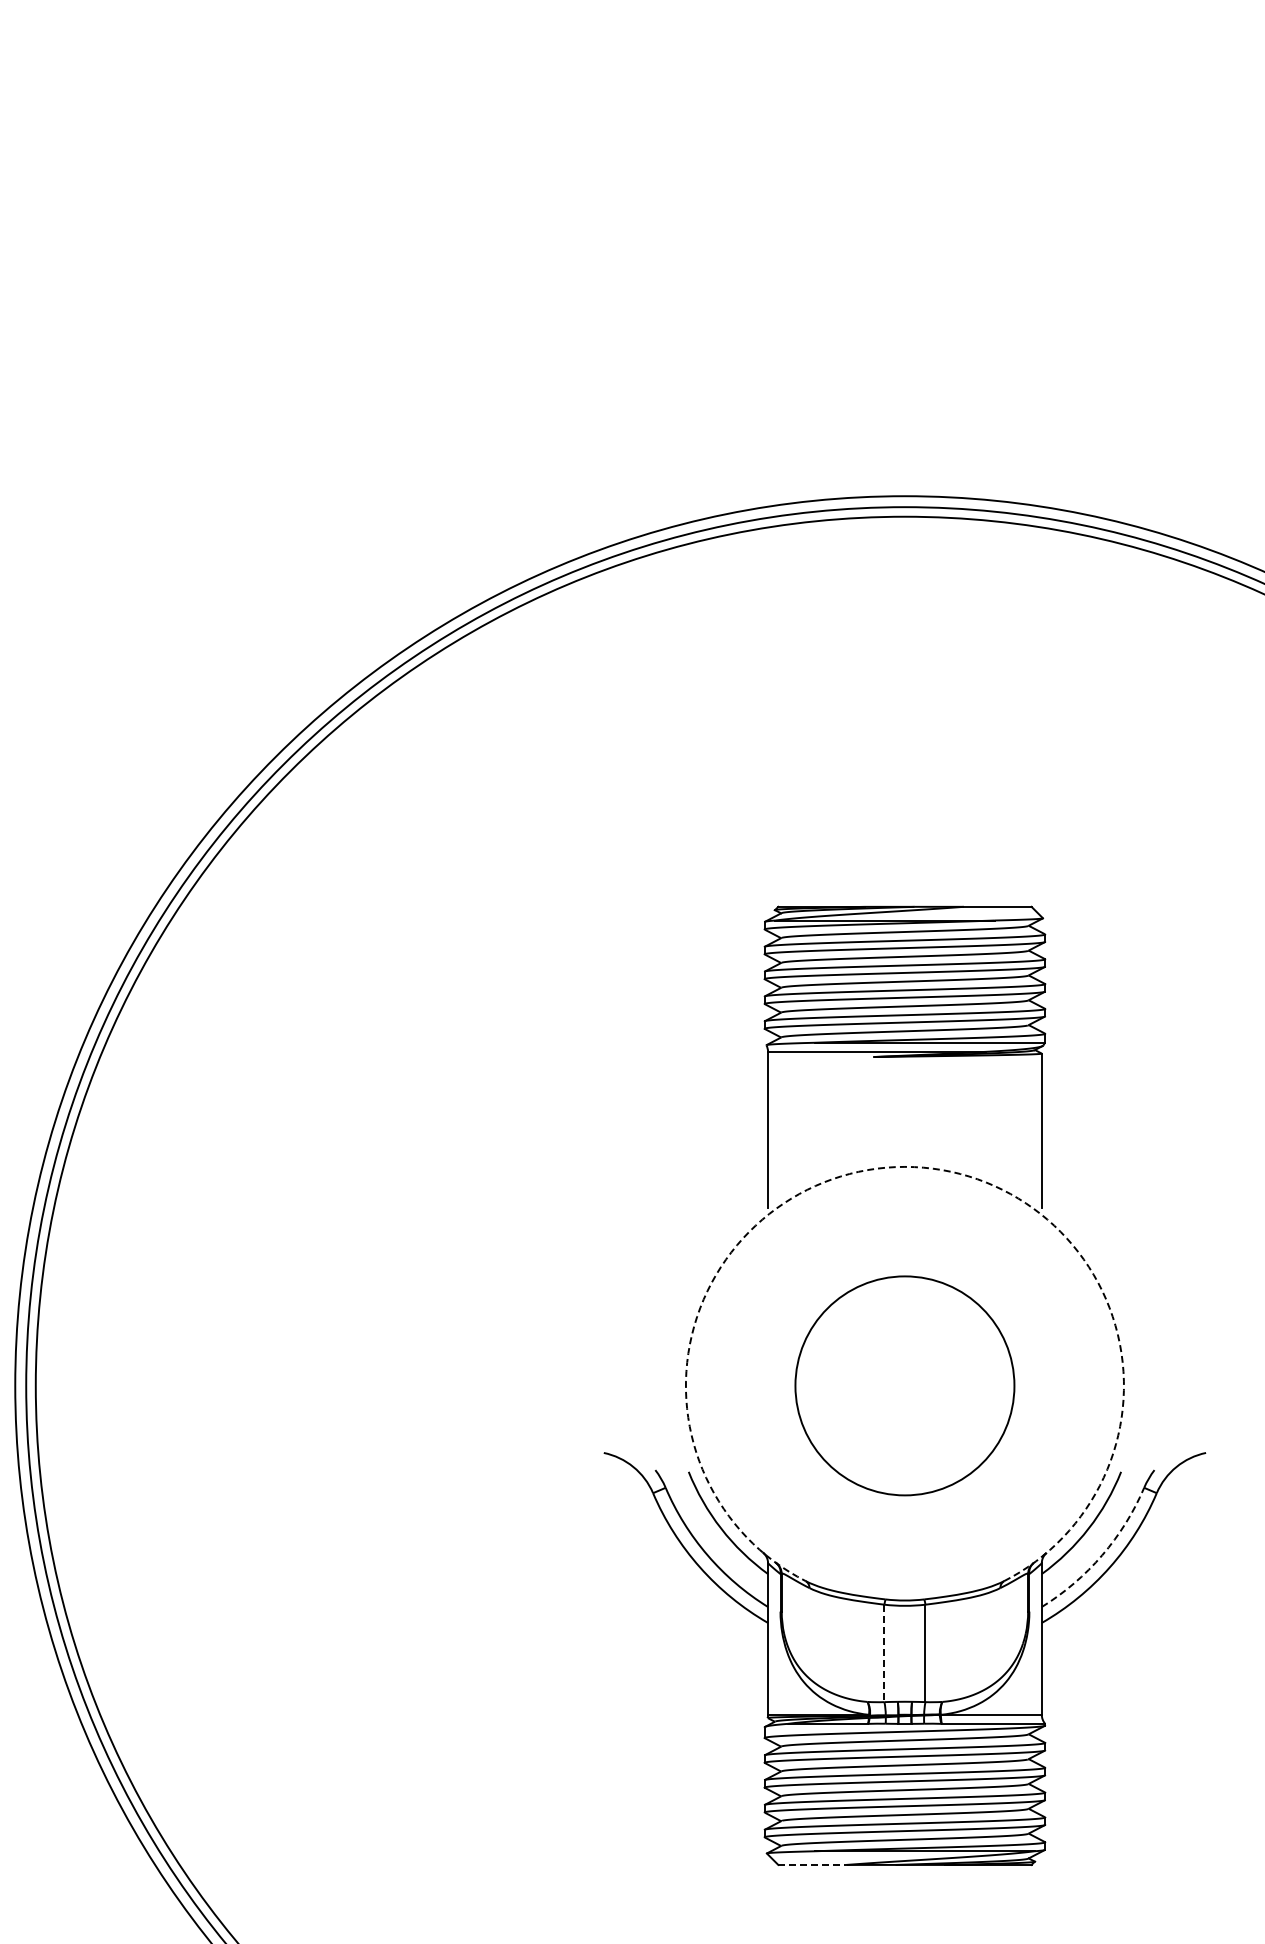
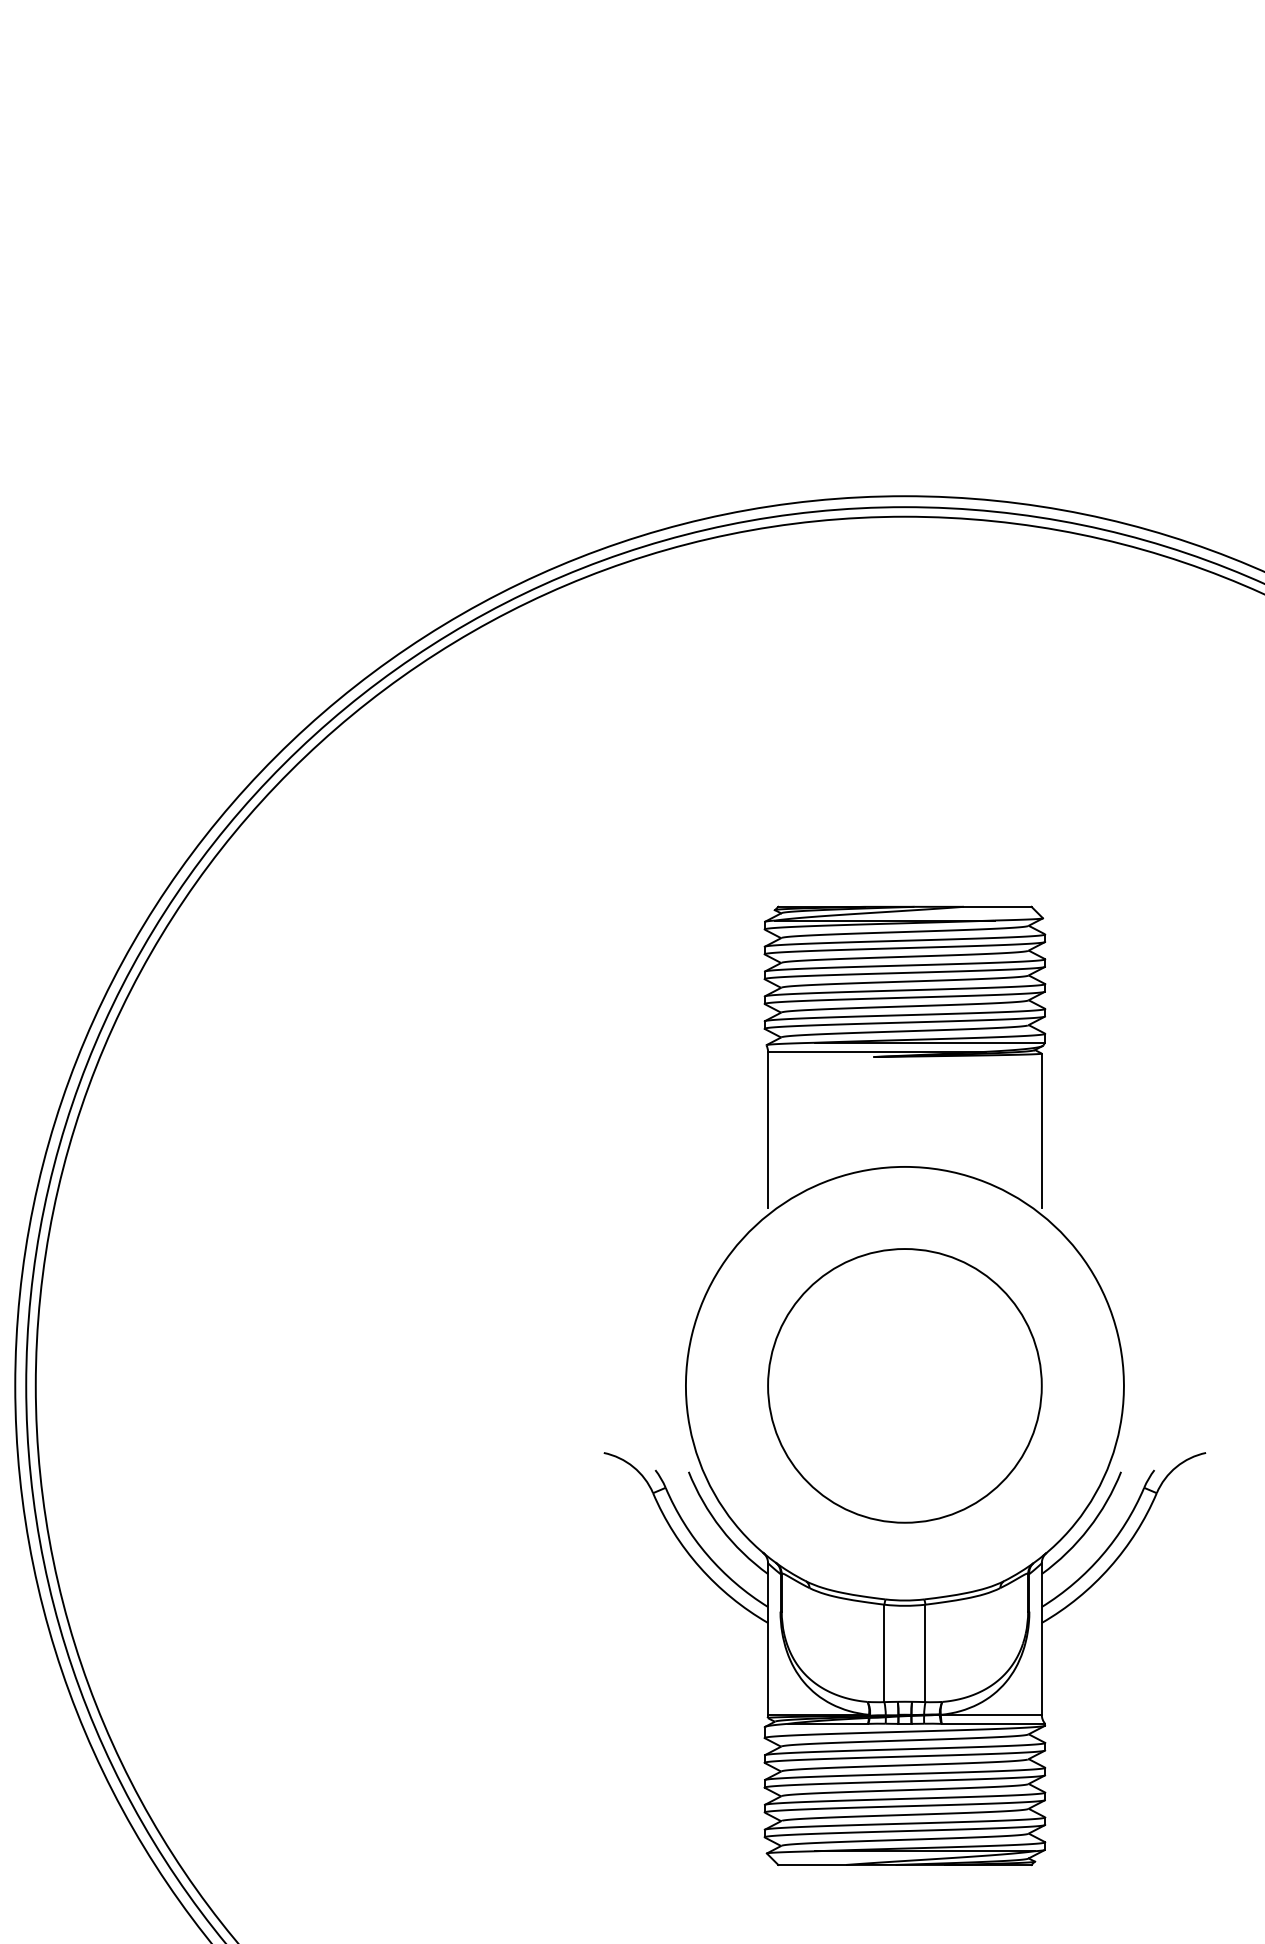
arc: dashed -> solid (904, 1166)
circle diameter: 219 px -> 274 px (904, 1385)
arc: dashed -> solid (1102, 1555)
line: dashed -> solid (884, 1653)
line: dashed -> solid (812, 1864)
